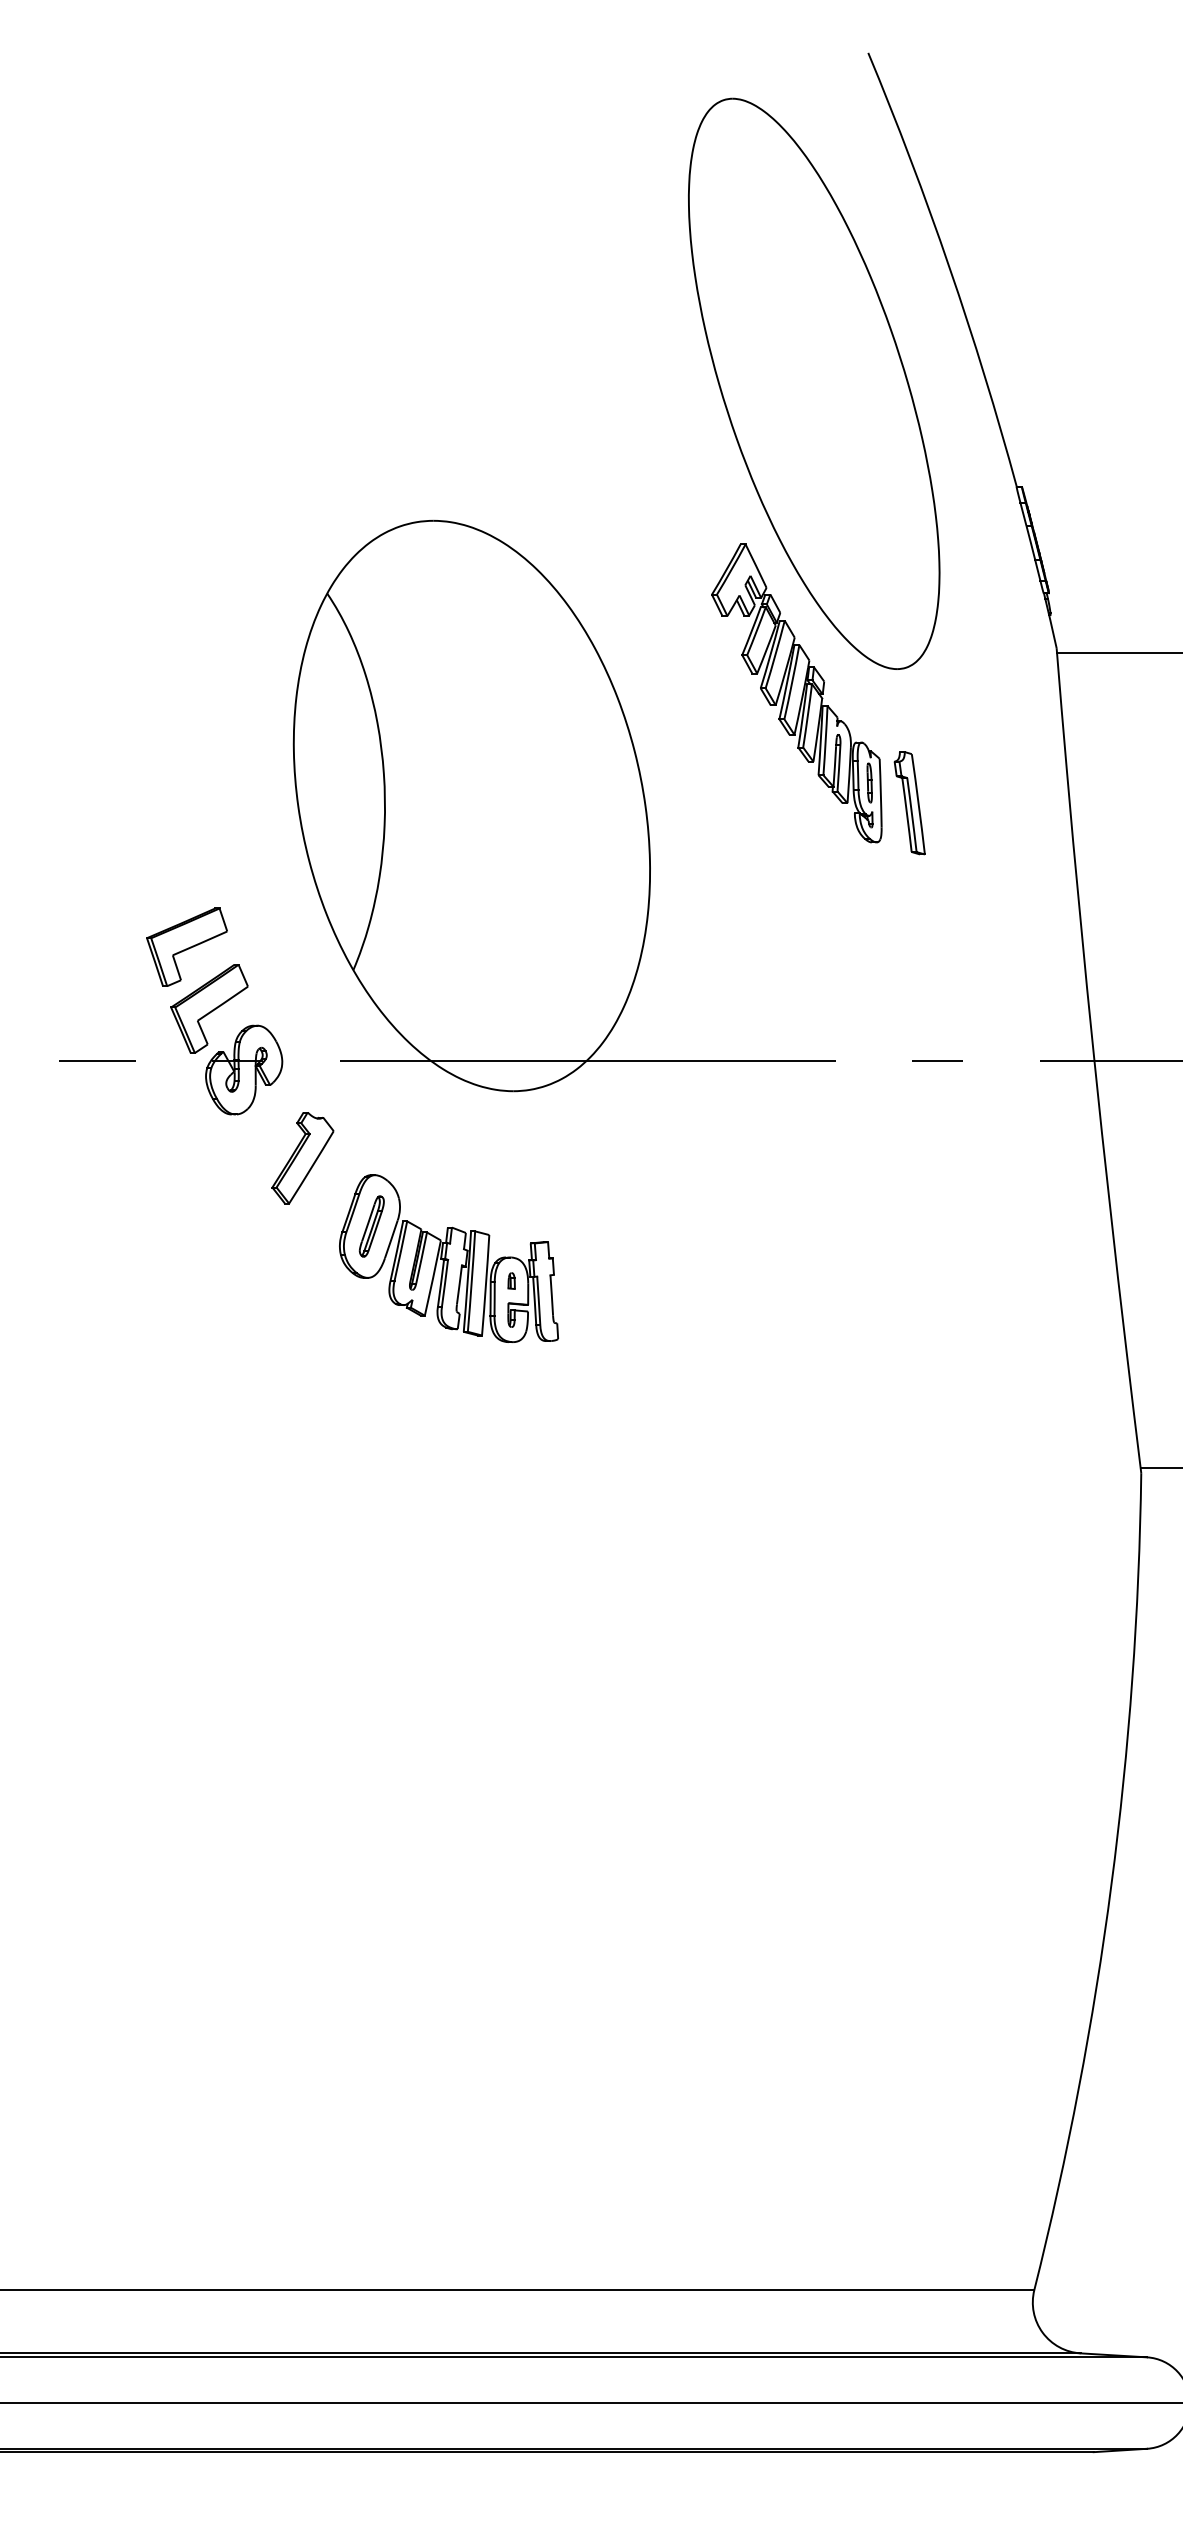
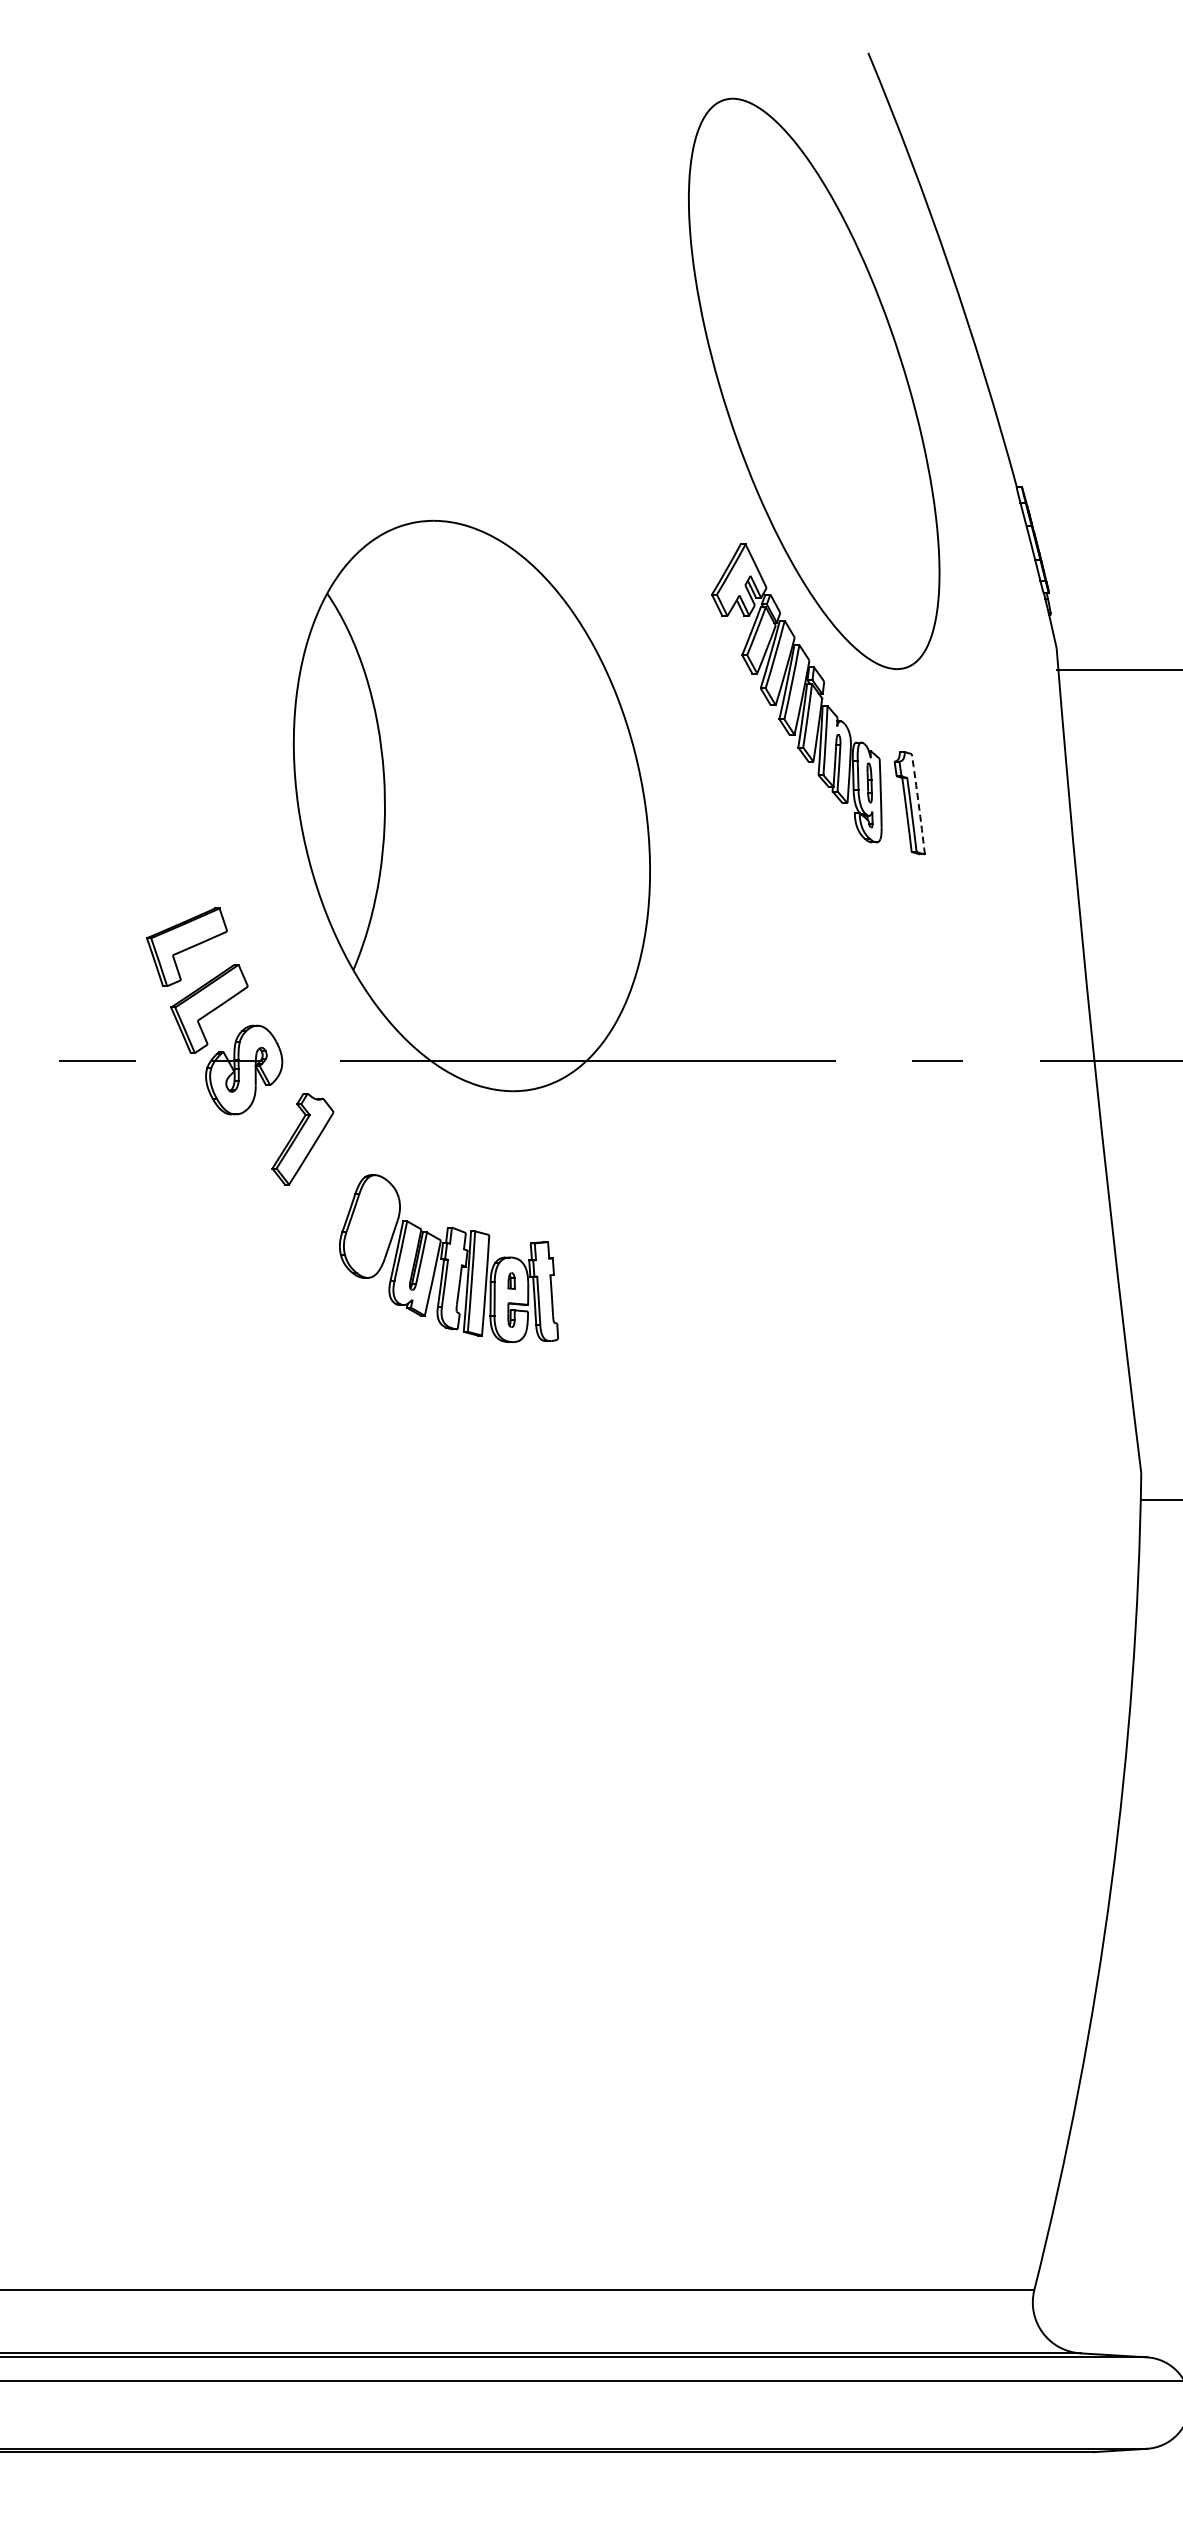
line position: (1118, 653) -> (1118, 670) (1118, 670)
arc: solid -> dashed (918, 804)
part position: (302, 1158) -> (302, 1139) (302, 1139)
part: present -> none (371, 1226)
line position: (1159, 1468) -> (1159, 1500) (1159, 1500)
line position: (590, 2403) -> (590, 2381) (590, 2381)
